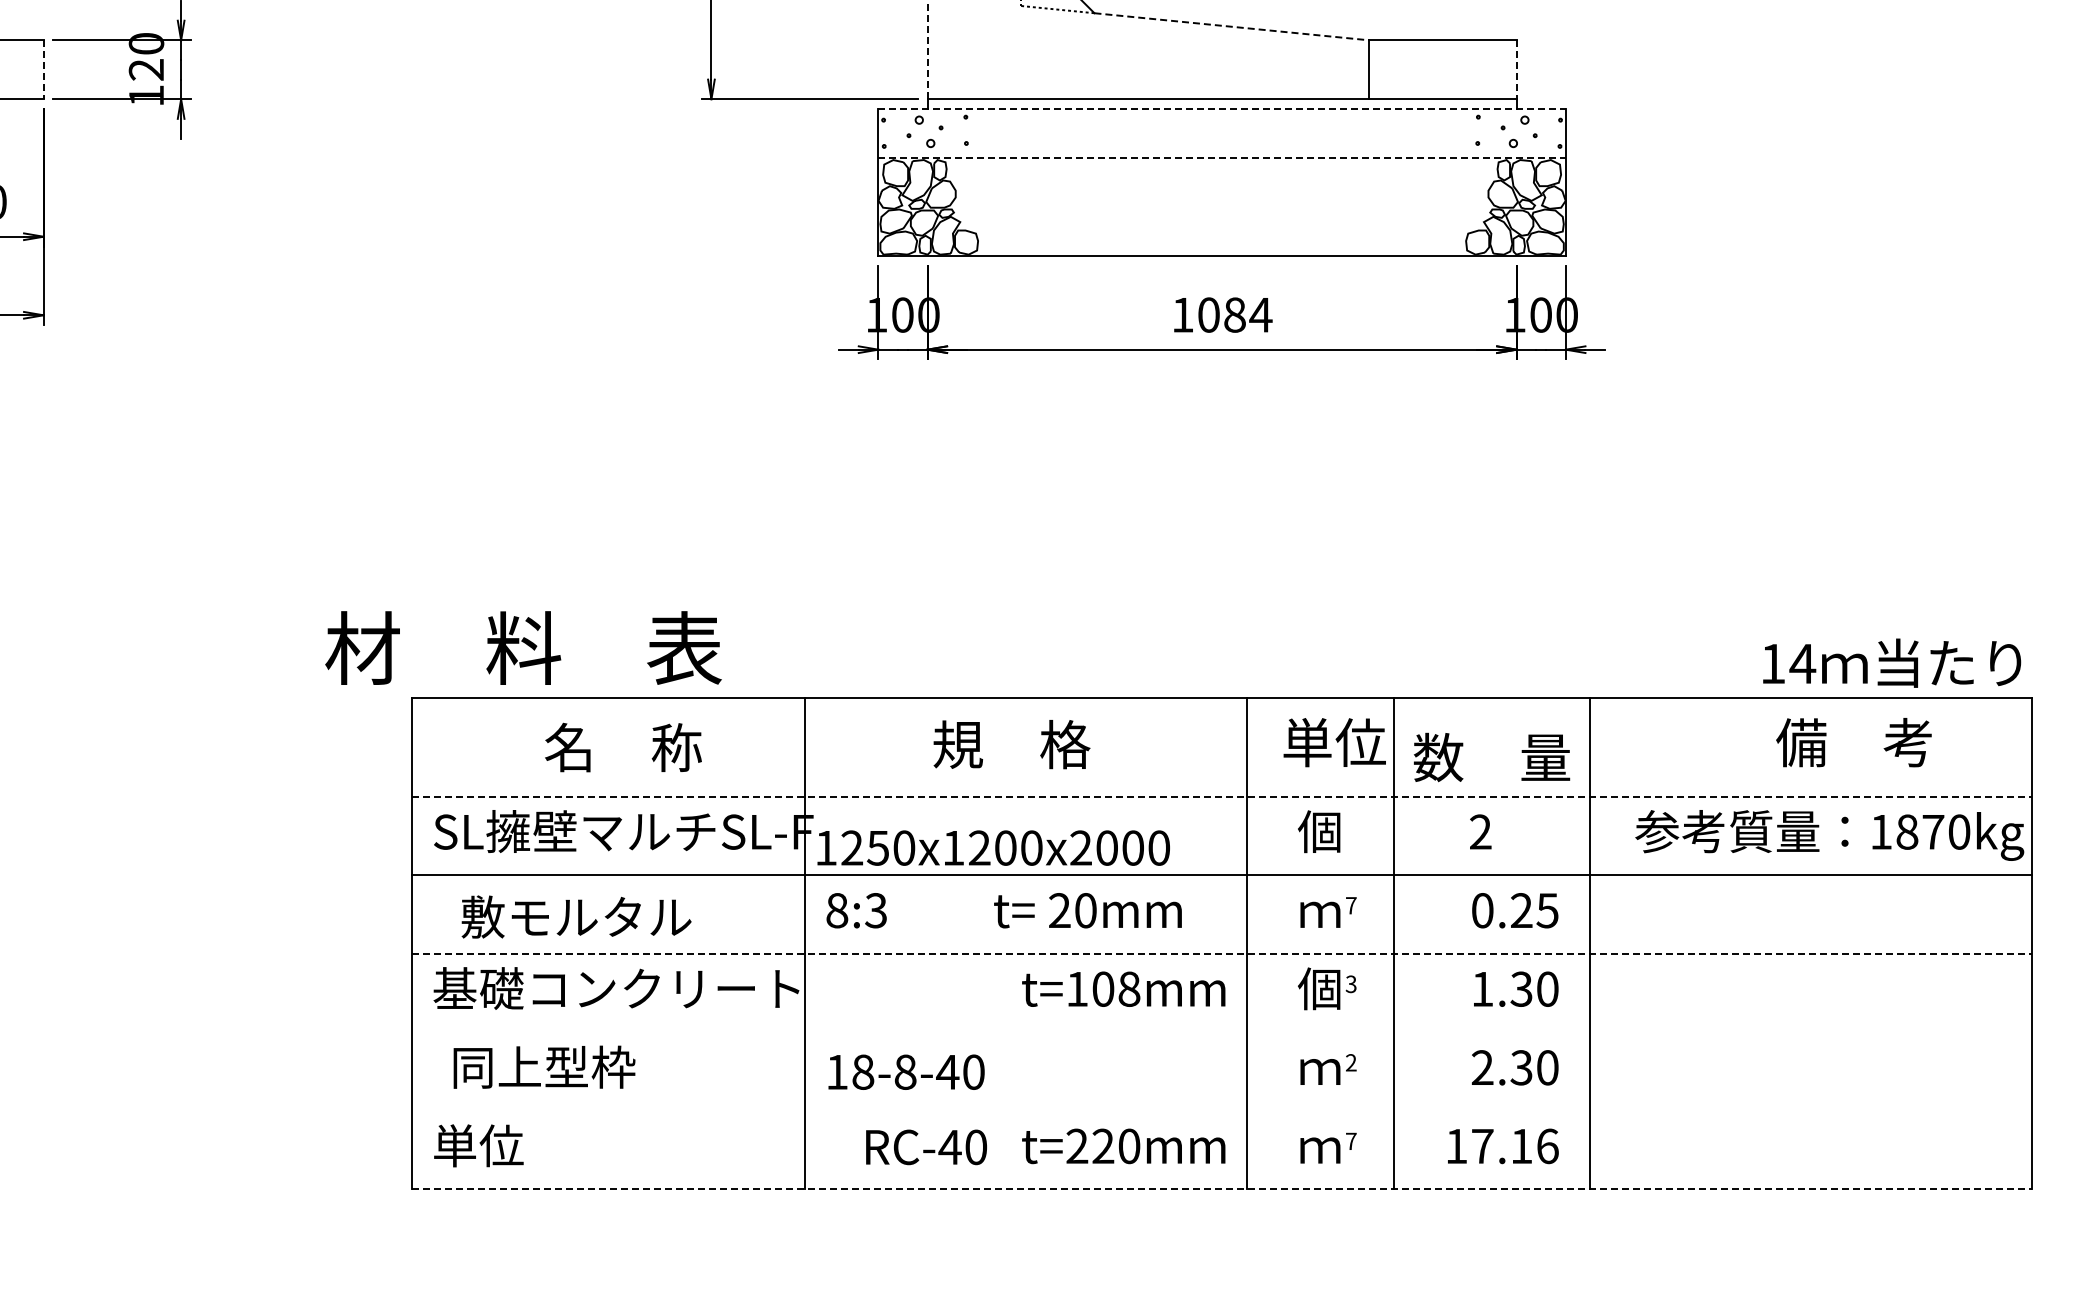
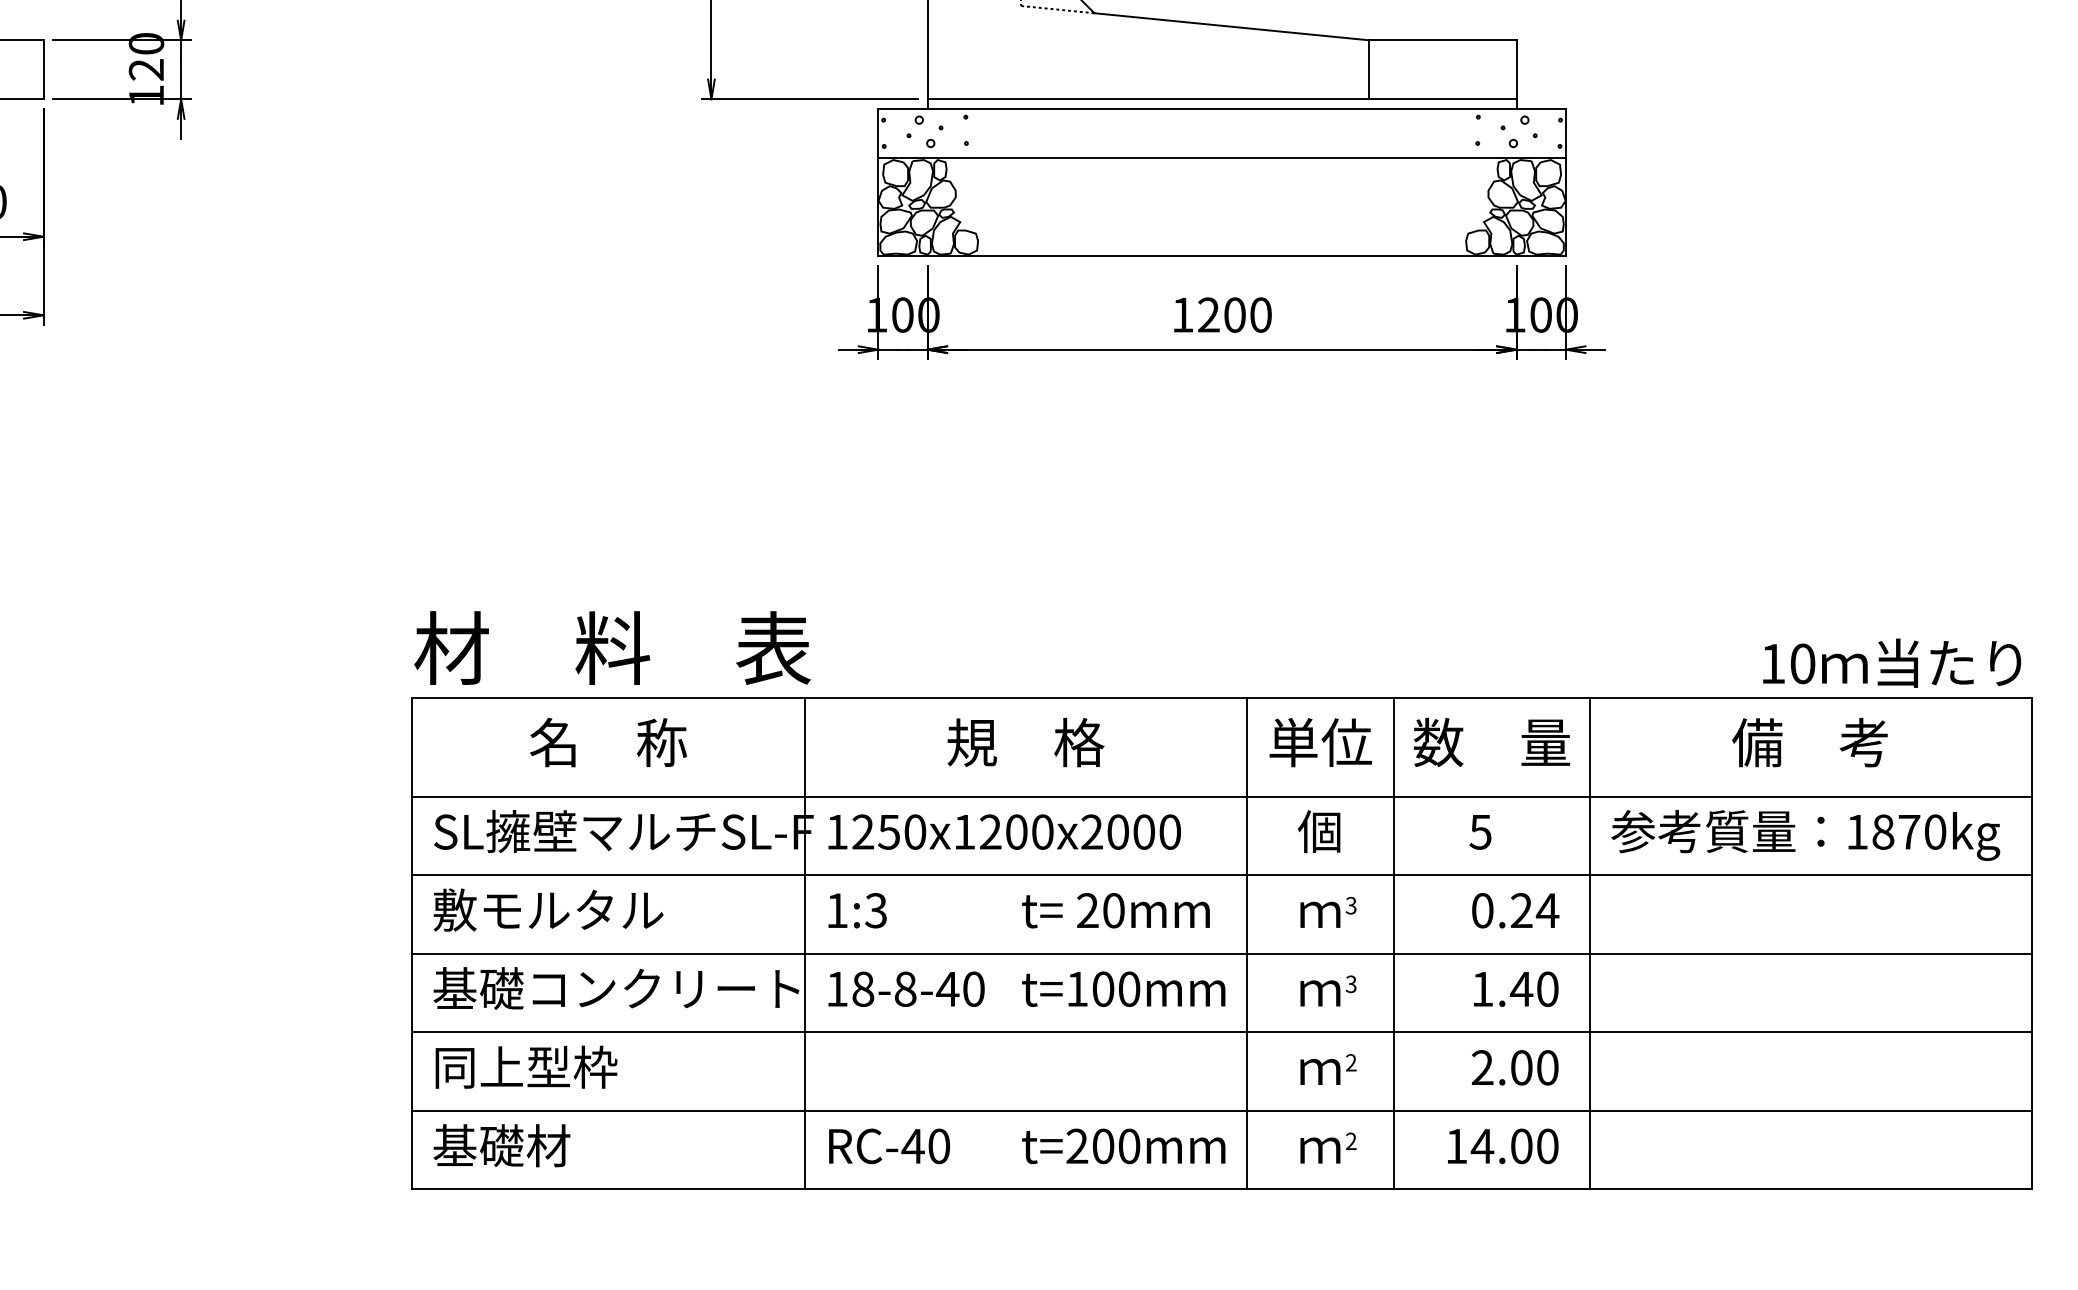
line: dashed -> solid (1232, 26)
line: dashed -> solid (927, 49)
line: dashed -> solid (43, 70)
line: dashed -> solid (1516, 70)
line: dashed -> solid (1222, 109)
line: dashed -> solid (1222, 158)
text: 1084 -> 1200 (1235, 314)
text position: (523, 647) -> (612, 647) (612, 647)
text: 14 -> 10 (1802, 663)
text position: (1334, 742) -> (1320, 742) (1320, 742)
text position: (1853, 742) -> (1809, 742) (1809, 742)
text position: (1011, 744) -> (1025, 742) (1025, 742)
text position: (623, 747) -> (608, 742) (608, 742)
text position: (1492, 757) -> (1492, 742) (1492, 742)
line: dashed -> solid (1222, 796)
text: 2 -> 5 (1480, 831)
text position: (1829, 835) -> (1805, 835) (1805, 835)
text position: (993, 847) -> (1004, 831) (1004, 831)
text: 7 -> 3 (1350, 905)
text: 8:3 -> 1:3 (837, 910)
text position: (1087, 910) -> (1115, 910) (1115, 910)
text: 0.25 -> 0.24 (1547, 910)
text position: (576, 916) -> (548, 909) (548, 909)
line: dashed -> solid (1222, 953)
text: t=108mm -> t=100mm (1129, 988)
text: 個 -> ｍ (1318, 988)
text: 1.30 -> 1.40 (1521, 988)
line: none -> present (1221, 1032)
text position: (544, 1066) -> (526, 1066) (526, 1066)
text: 2.30 -> 2.00 (1521, 1067)
text position: (906, 1071) -> (906, 988) (906, 988)
line: none -> present (1221, 1110)
text: 7 -> 2 (1351, 1140)
text: 単位 -> 基礎材 (501, 1145)
text: t=220mm -> t=200mm (1103, 1146)
text: 17.16 -> 14.00 (1514, 1146)
text position: (926, 1147) -> (889, 1146) (889, 1146)
line: dashed -> solid (1222, 1189)
